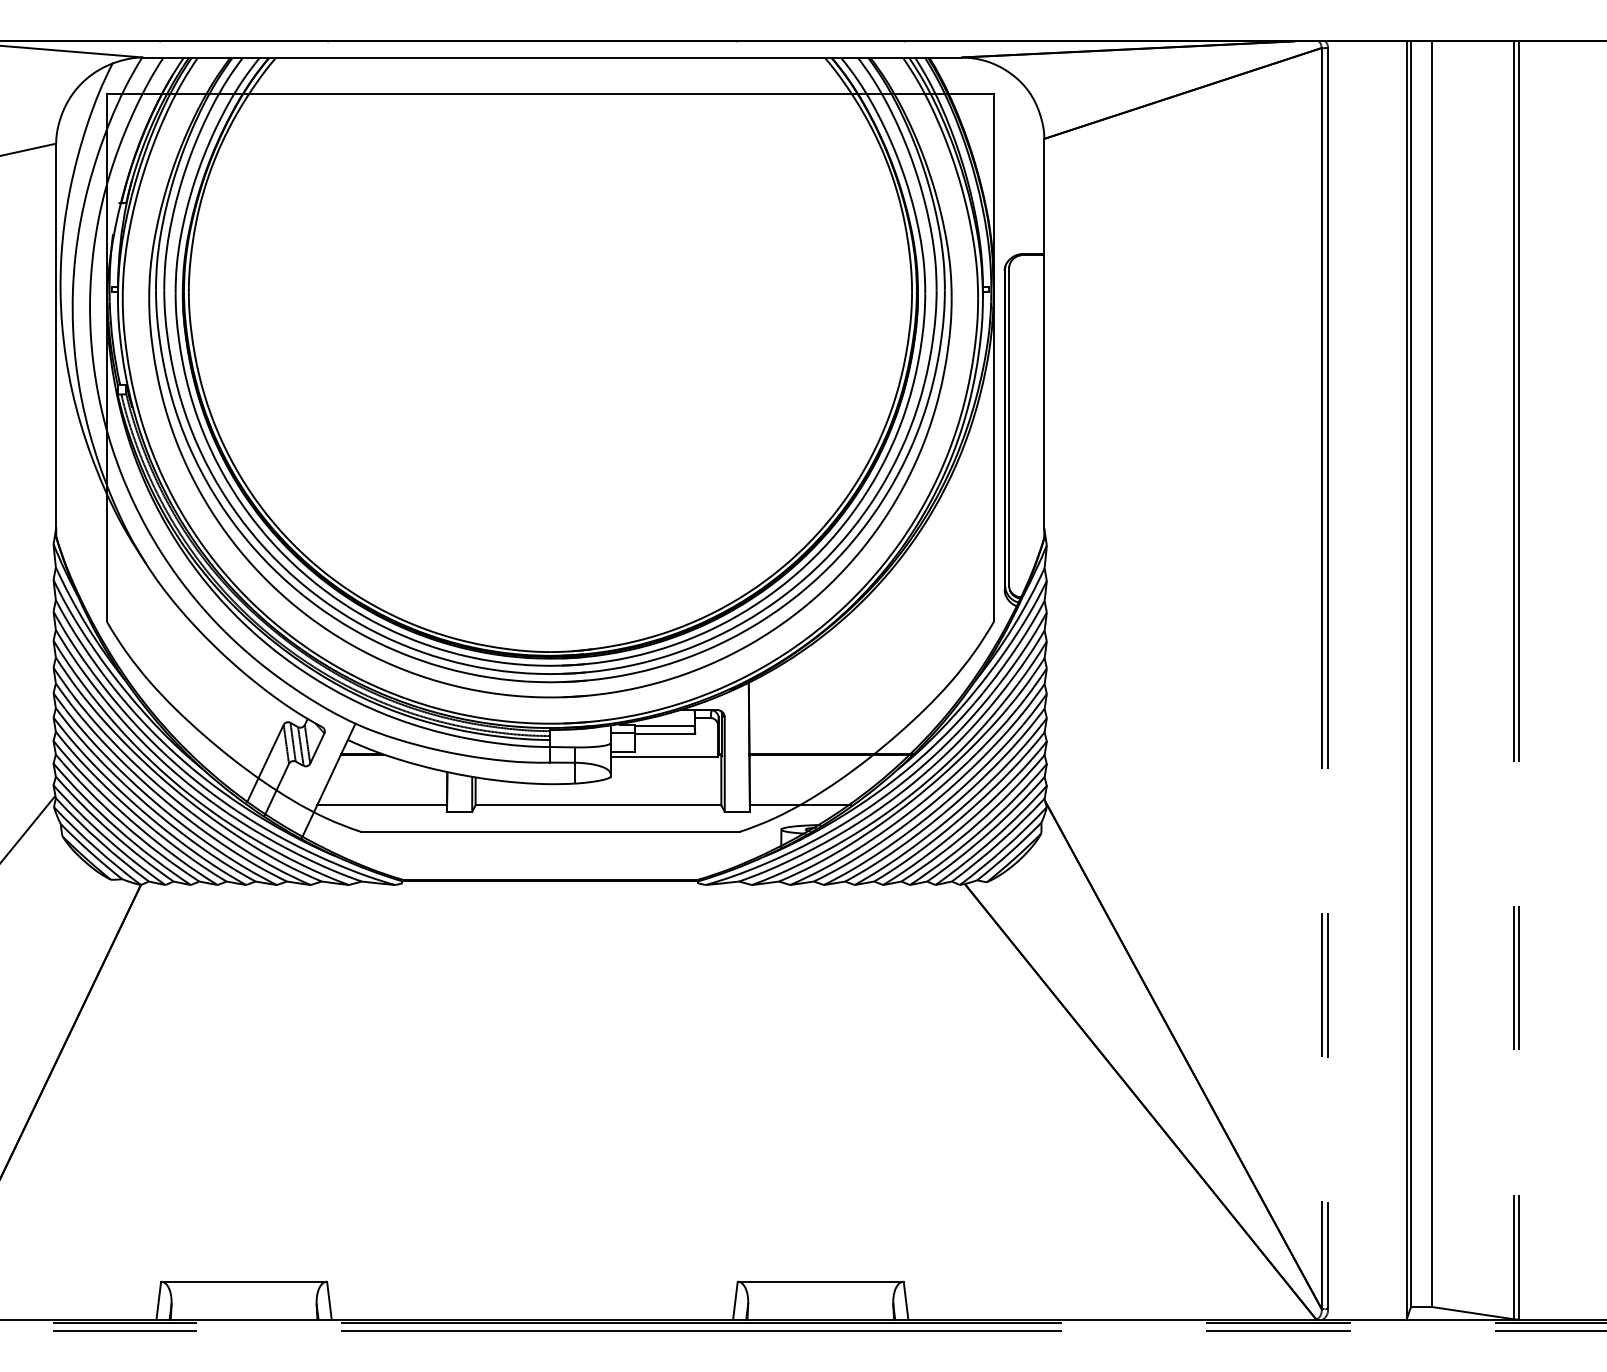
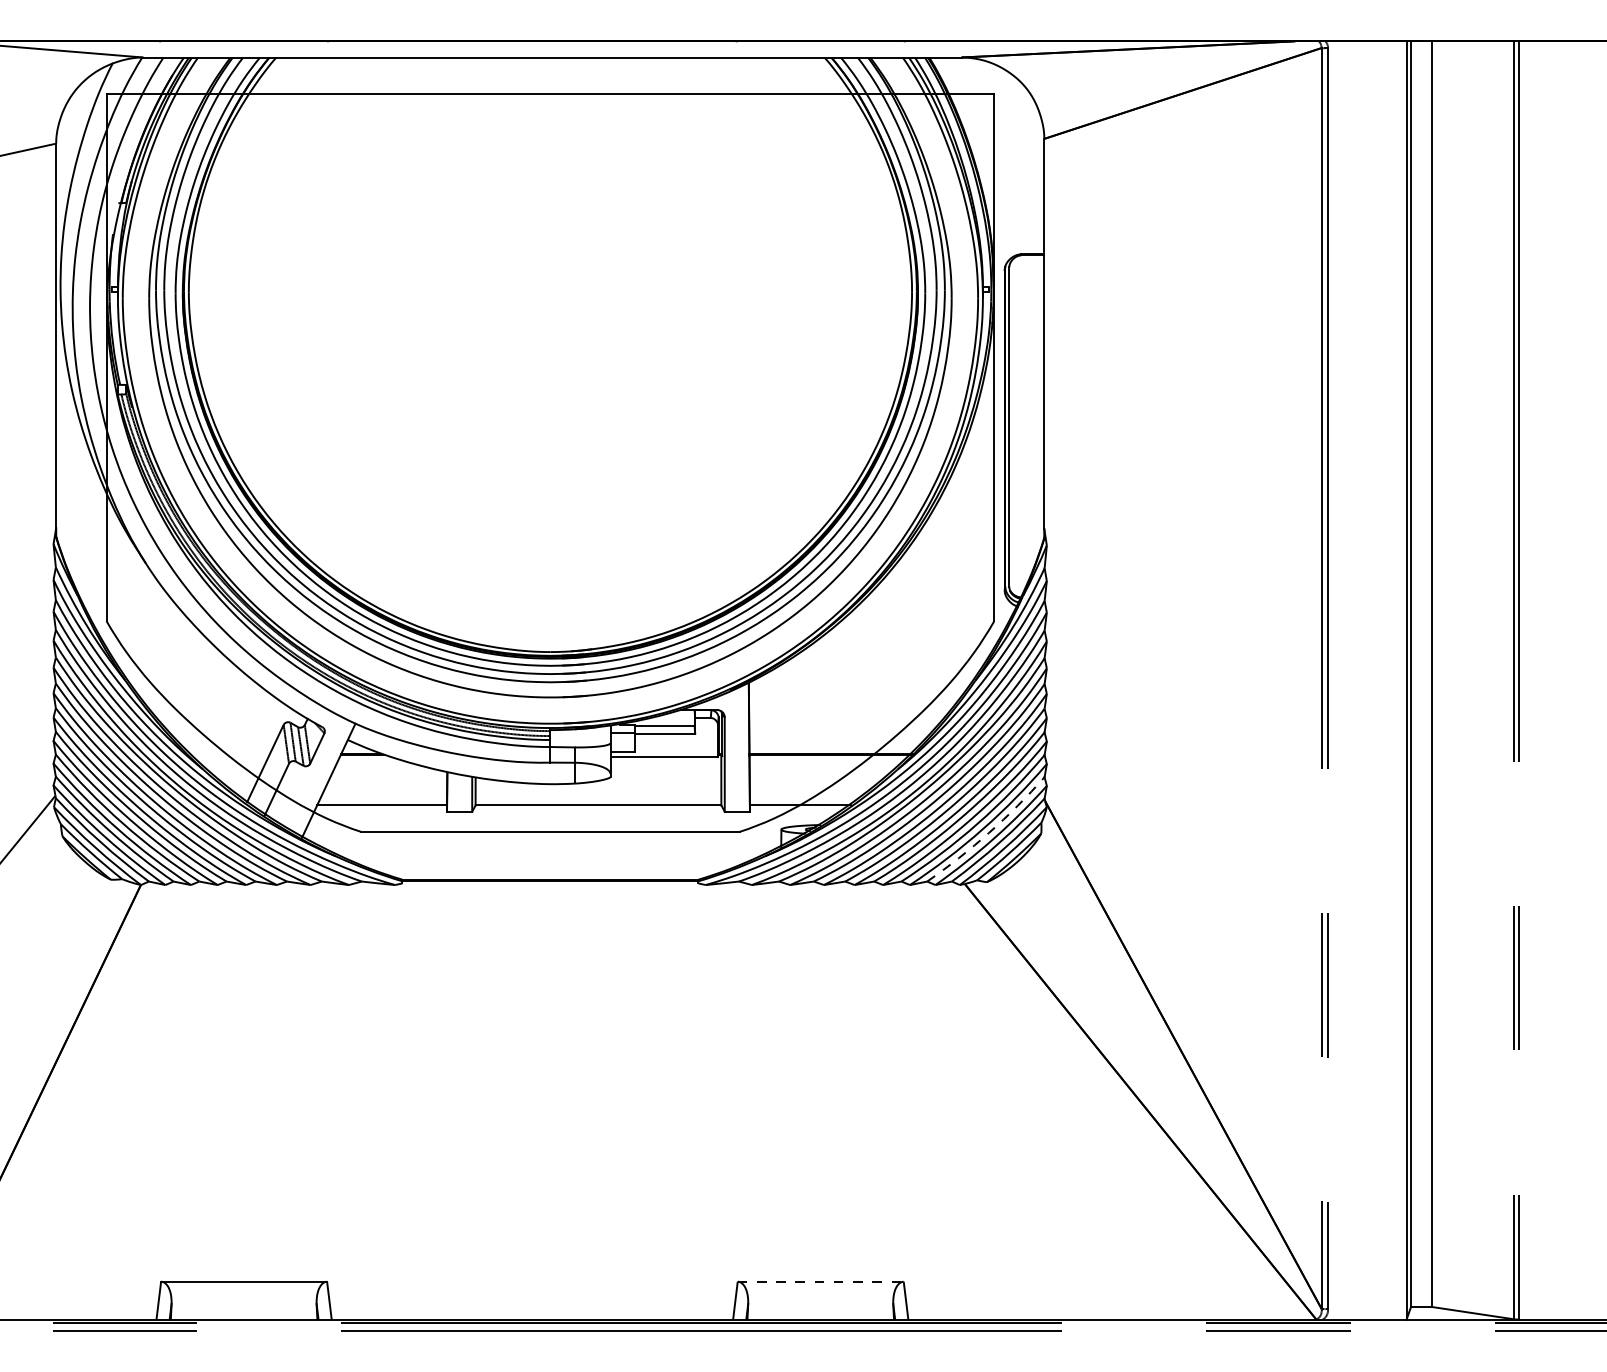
arc: solid -> dashed (989, 832)
line: solid -> dashed (820, 1281)
